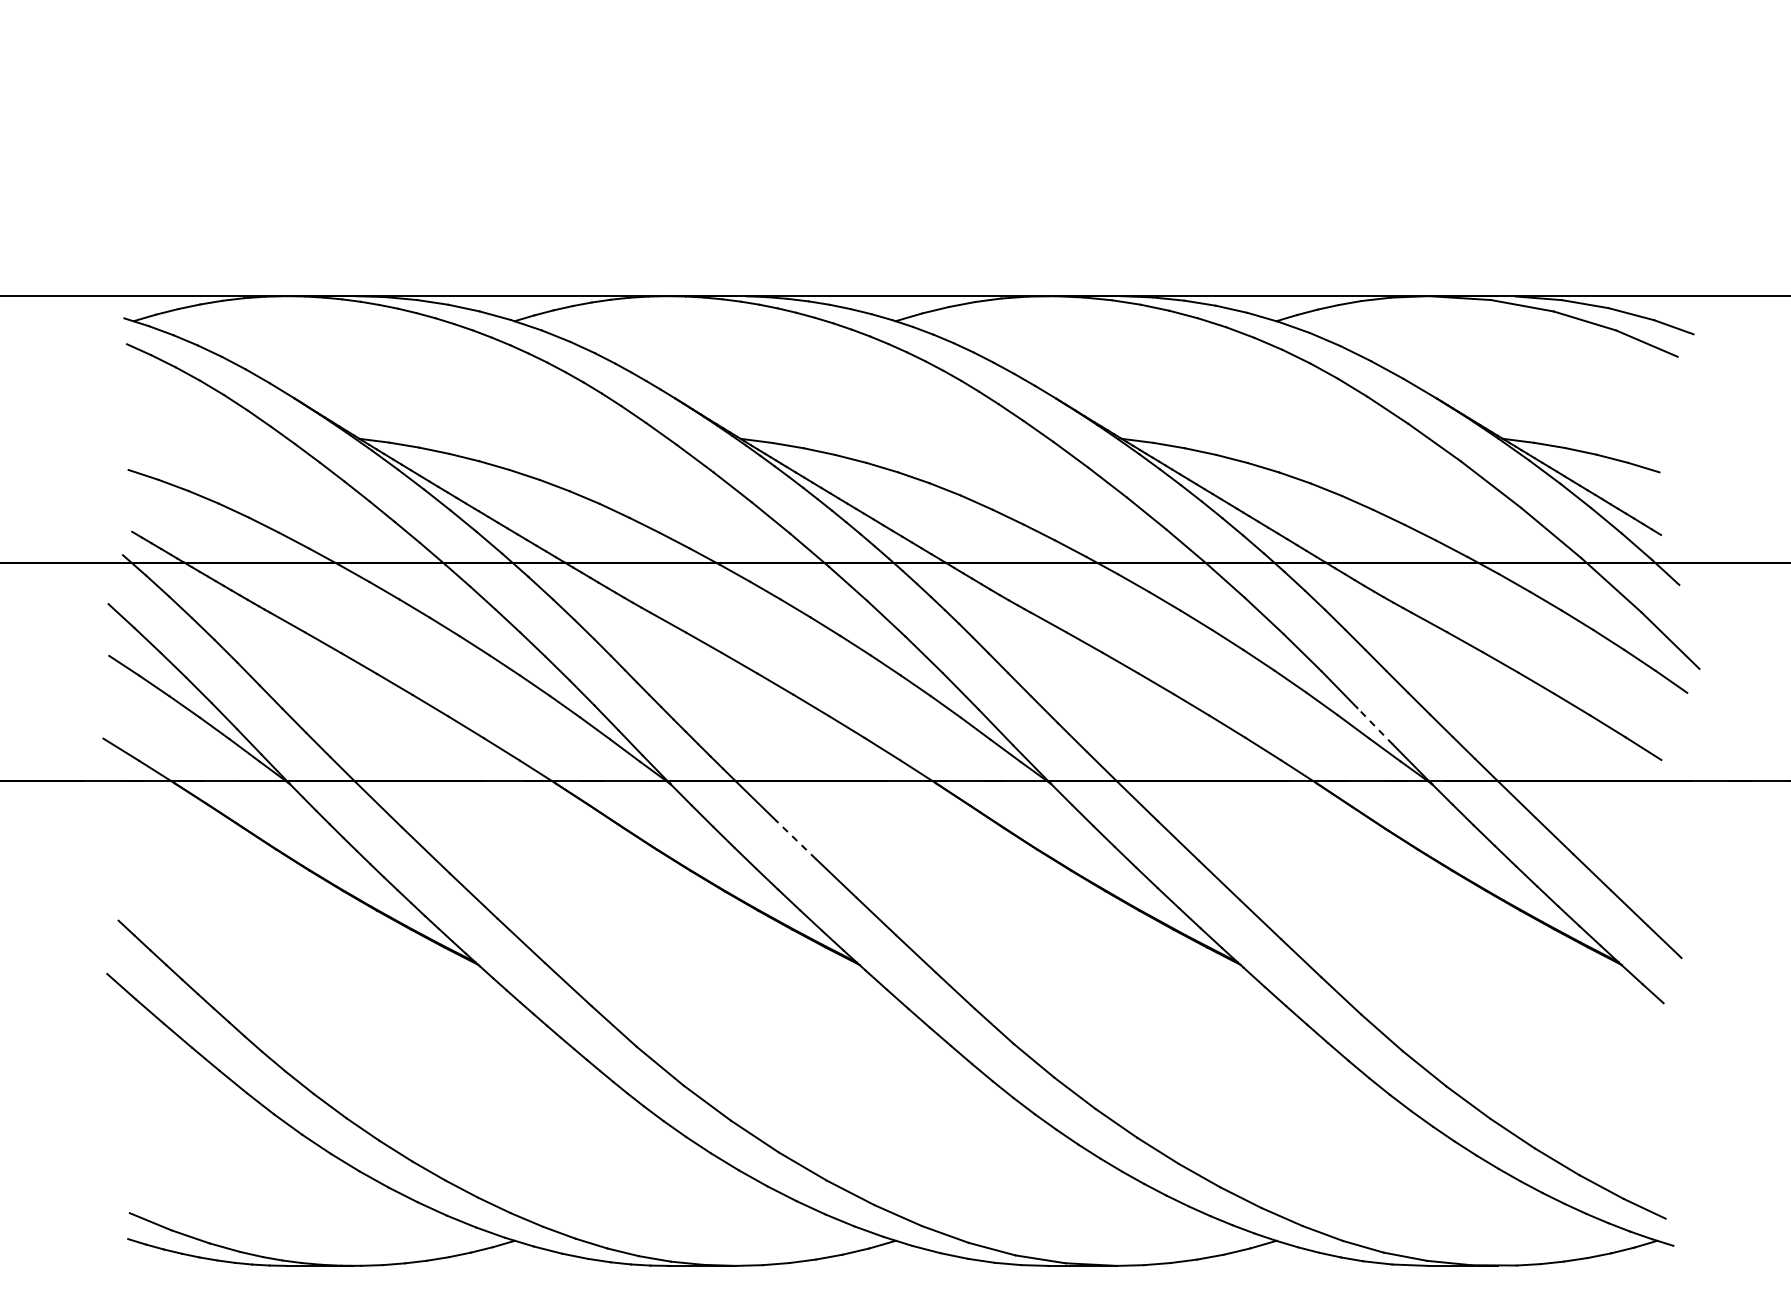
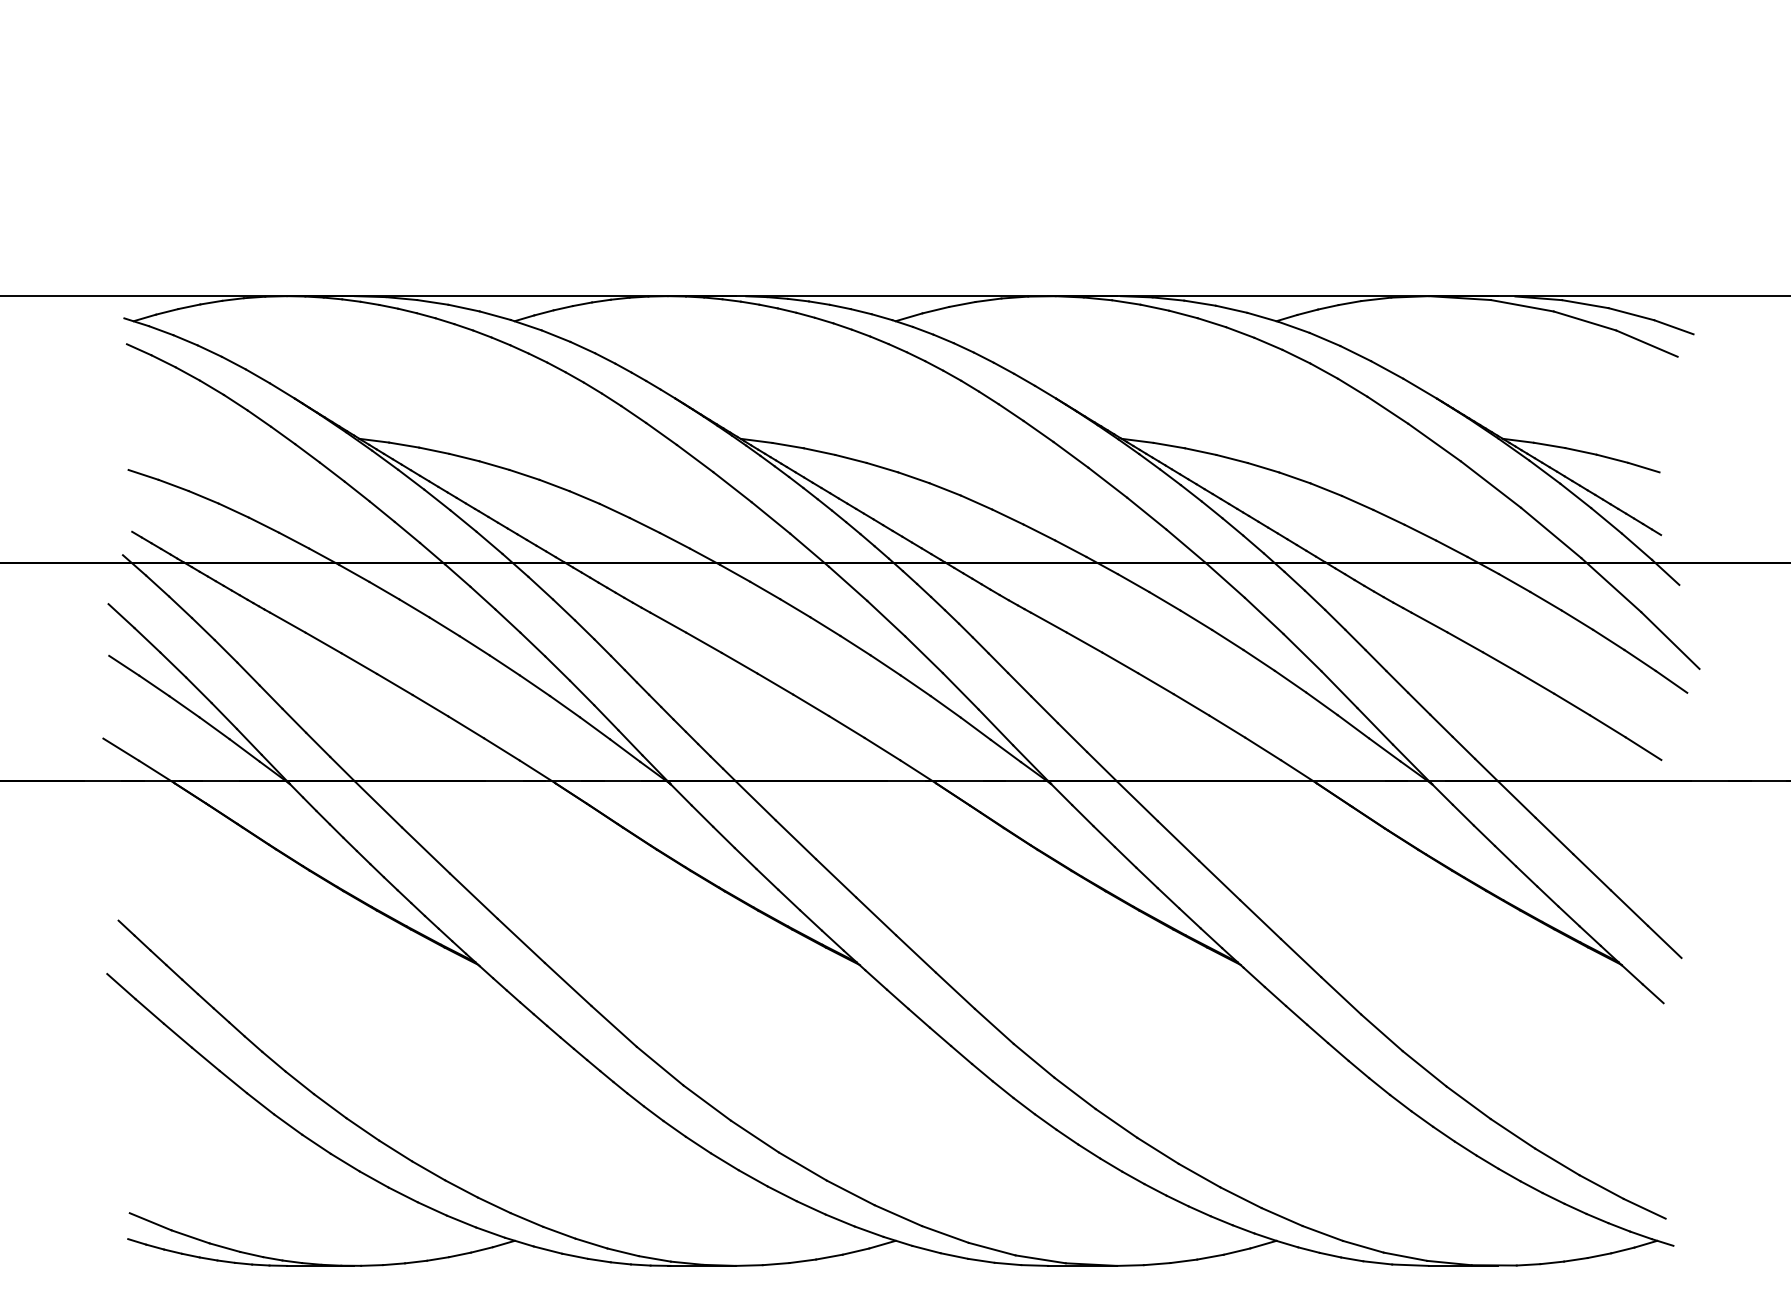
line: dashed -> solid (1374, 726)
line: dashed -> solid (795, 839)
